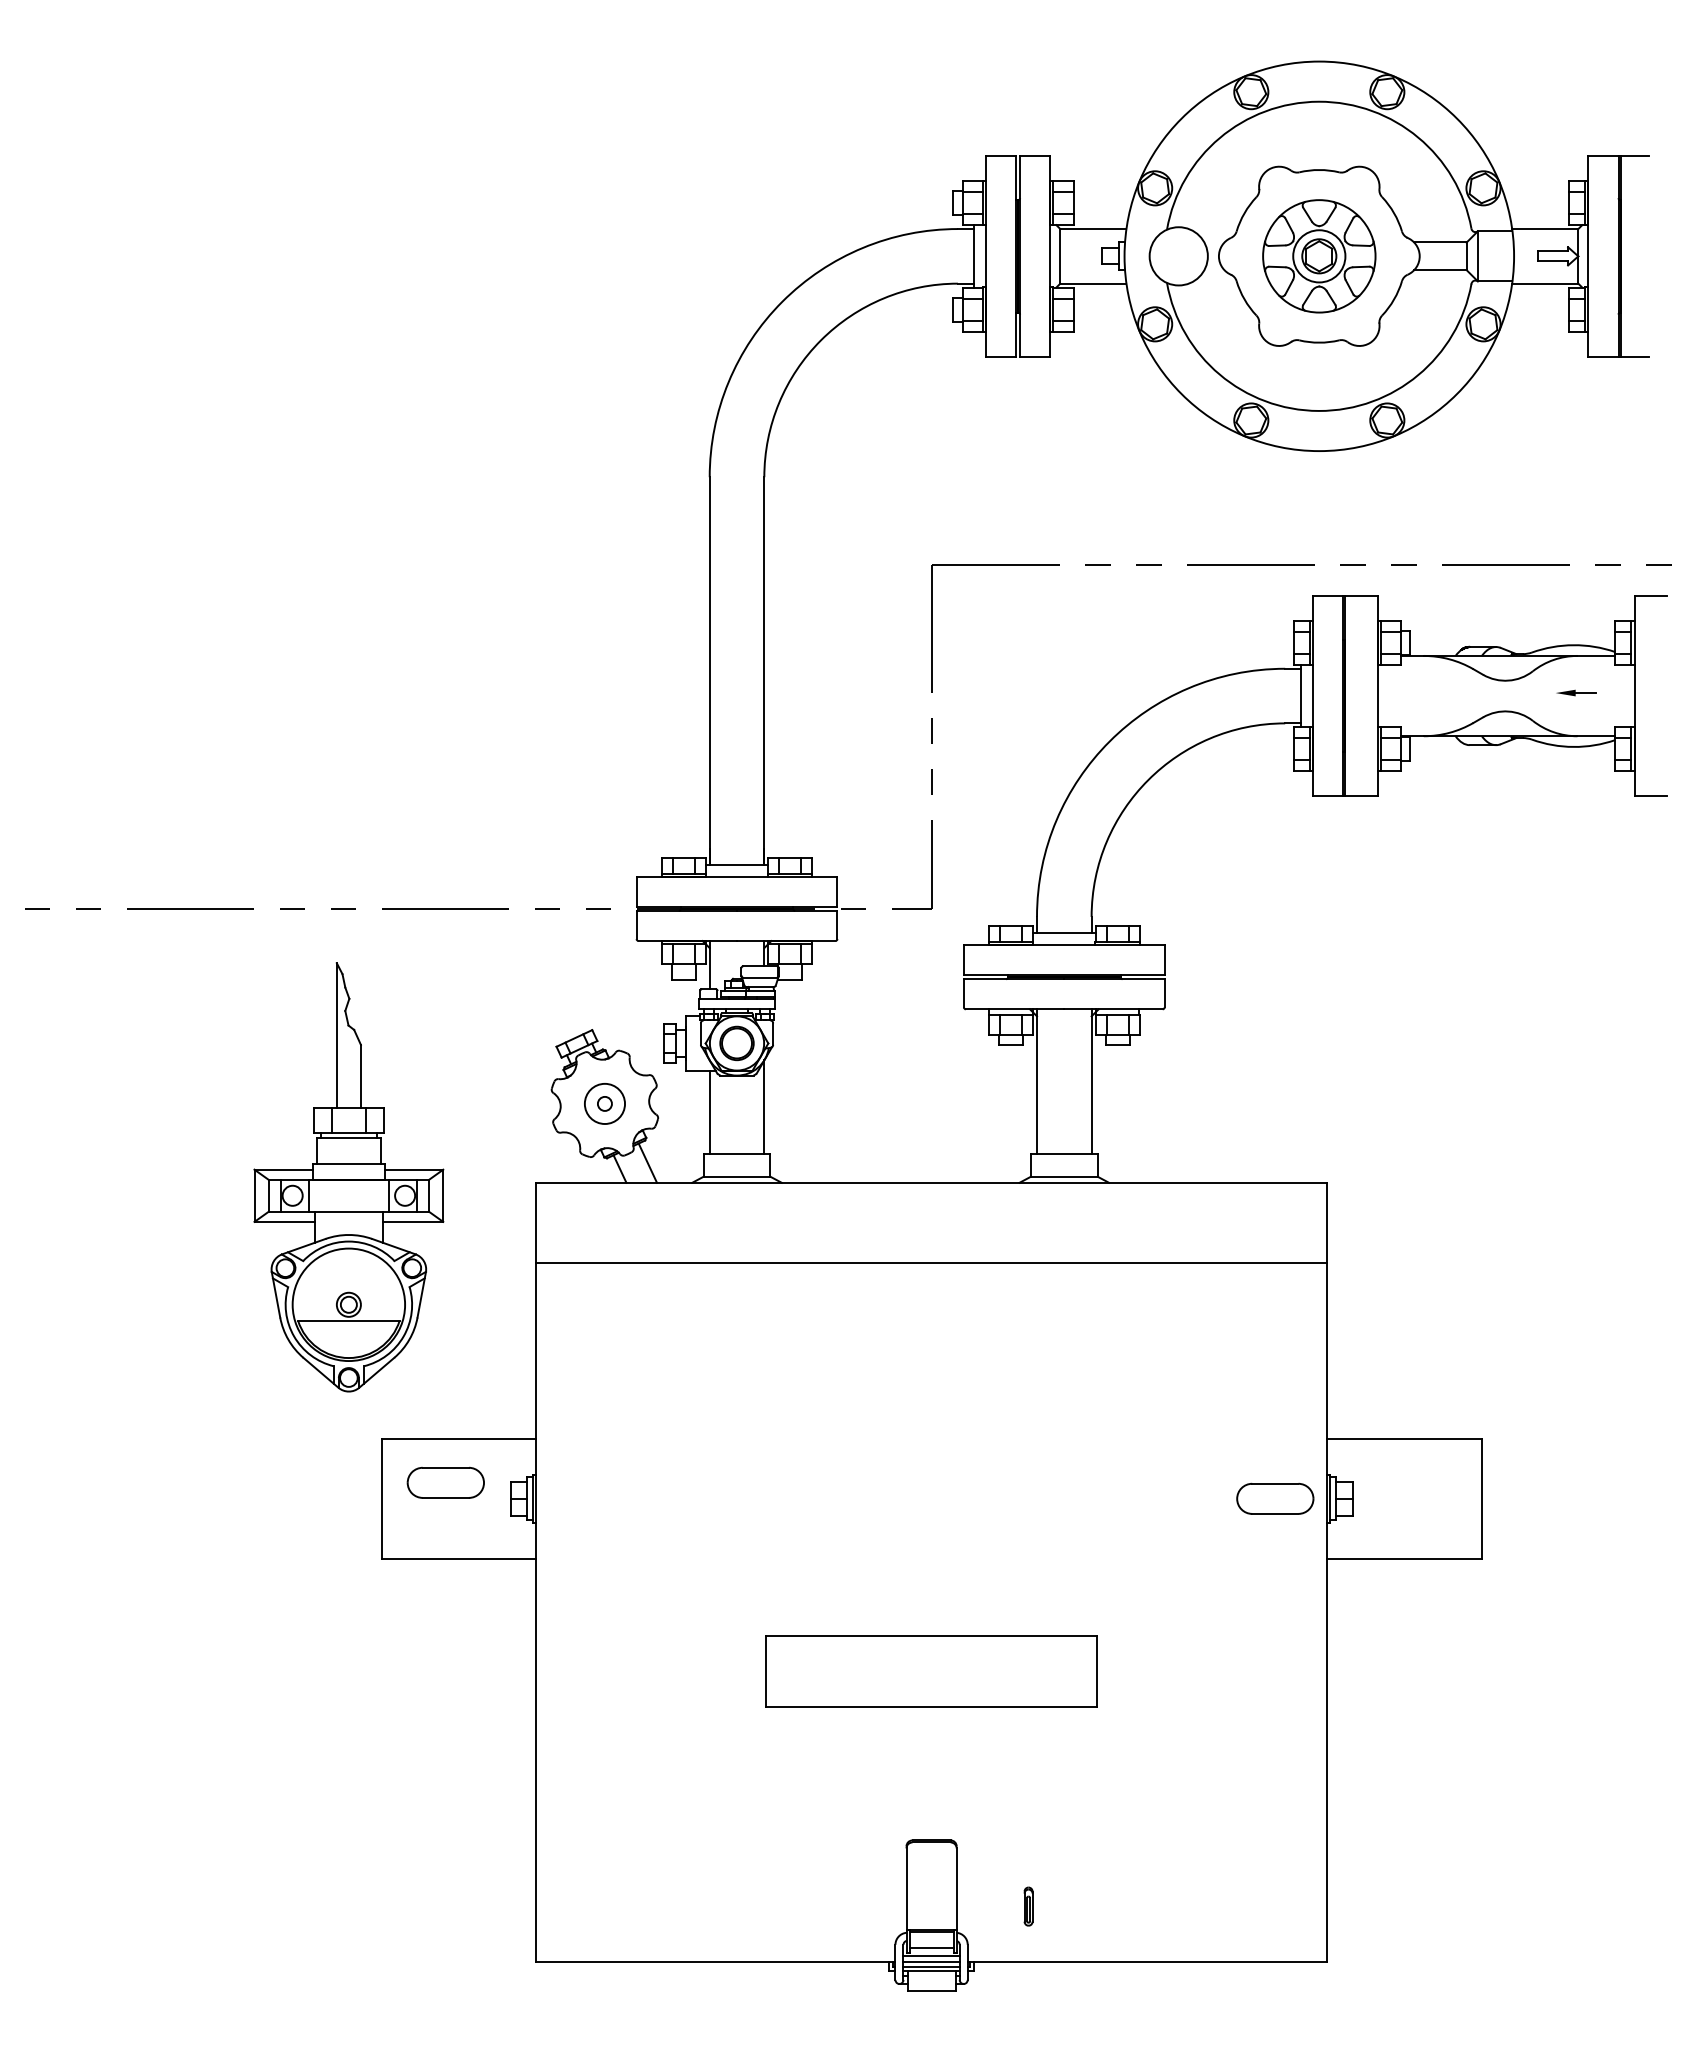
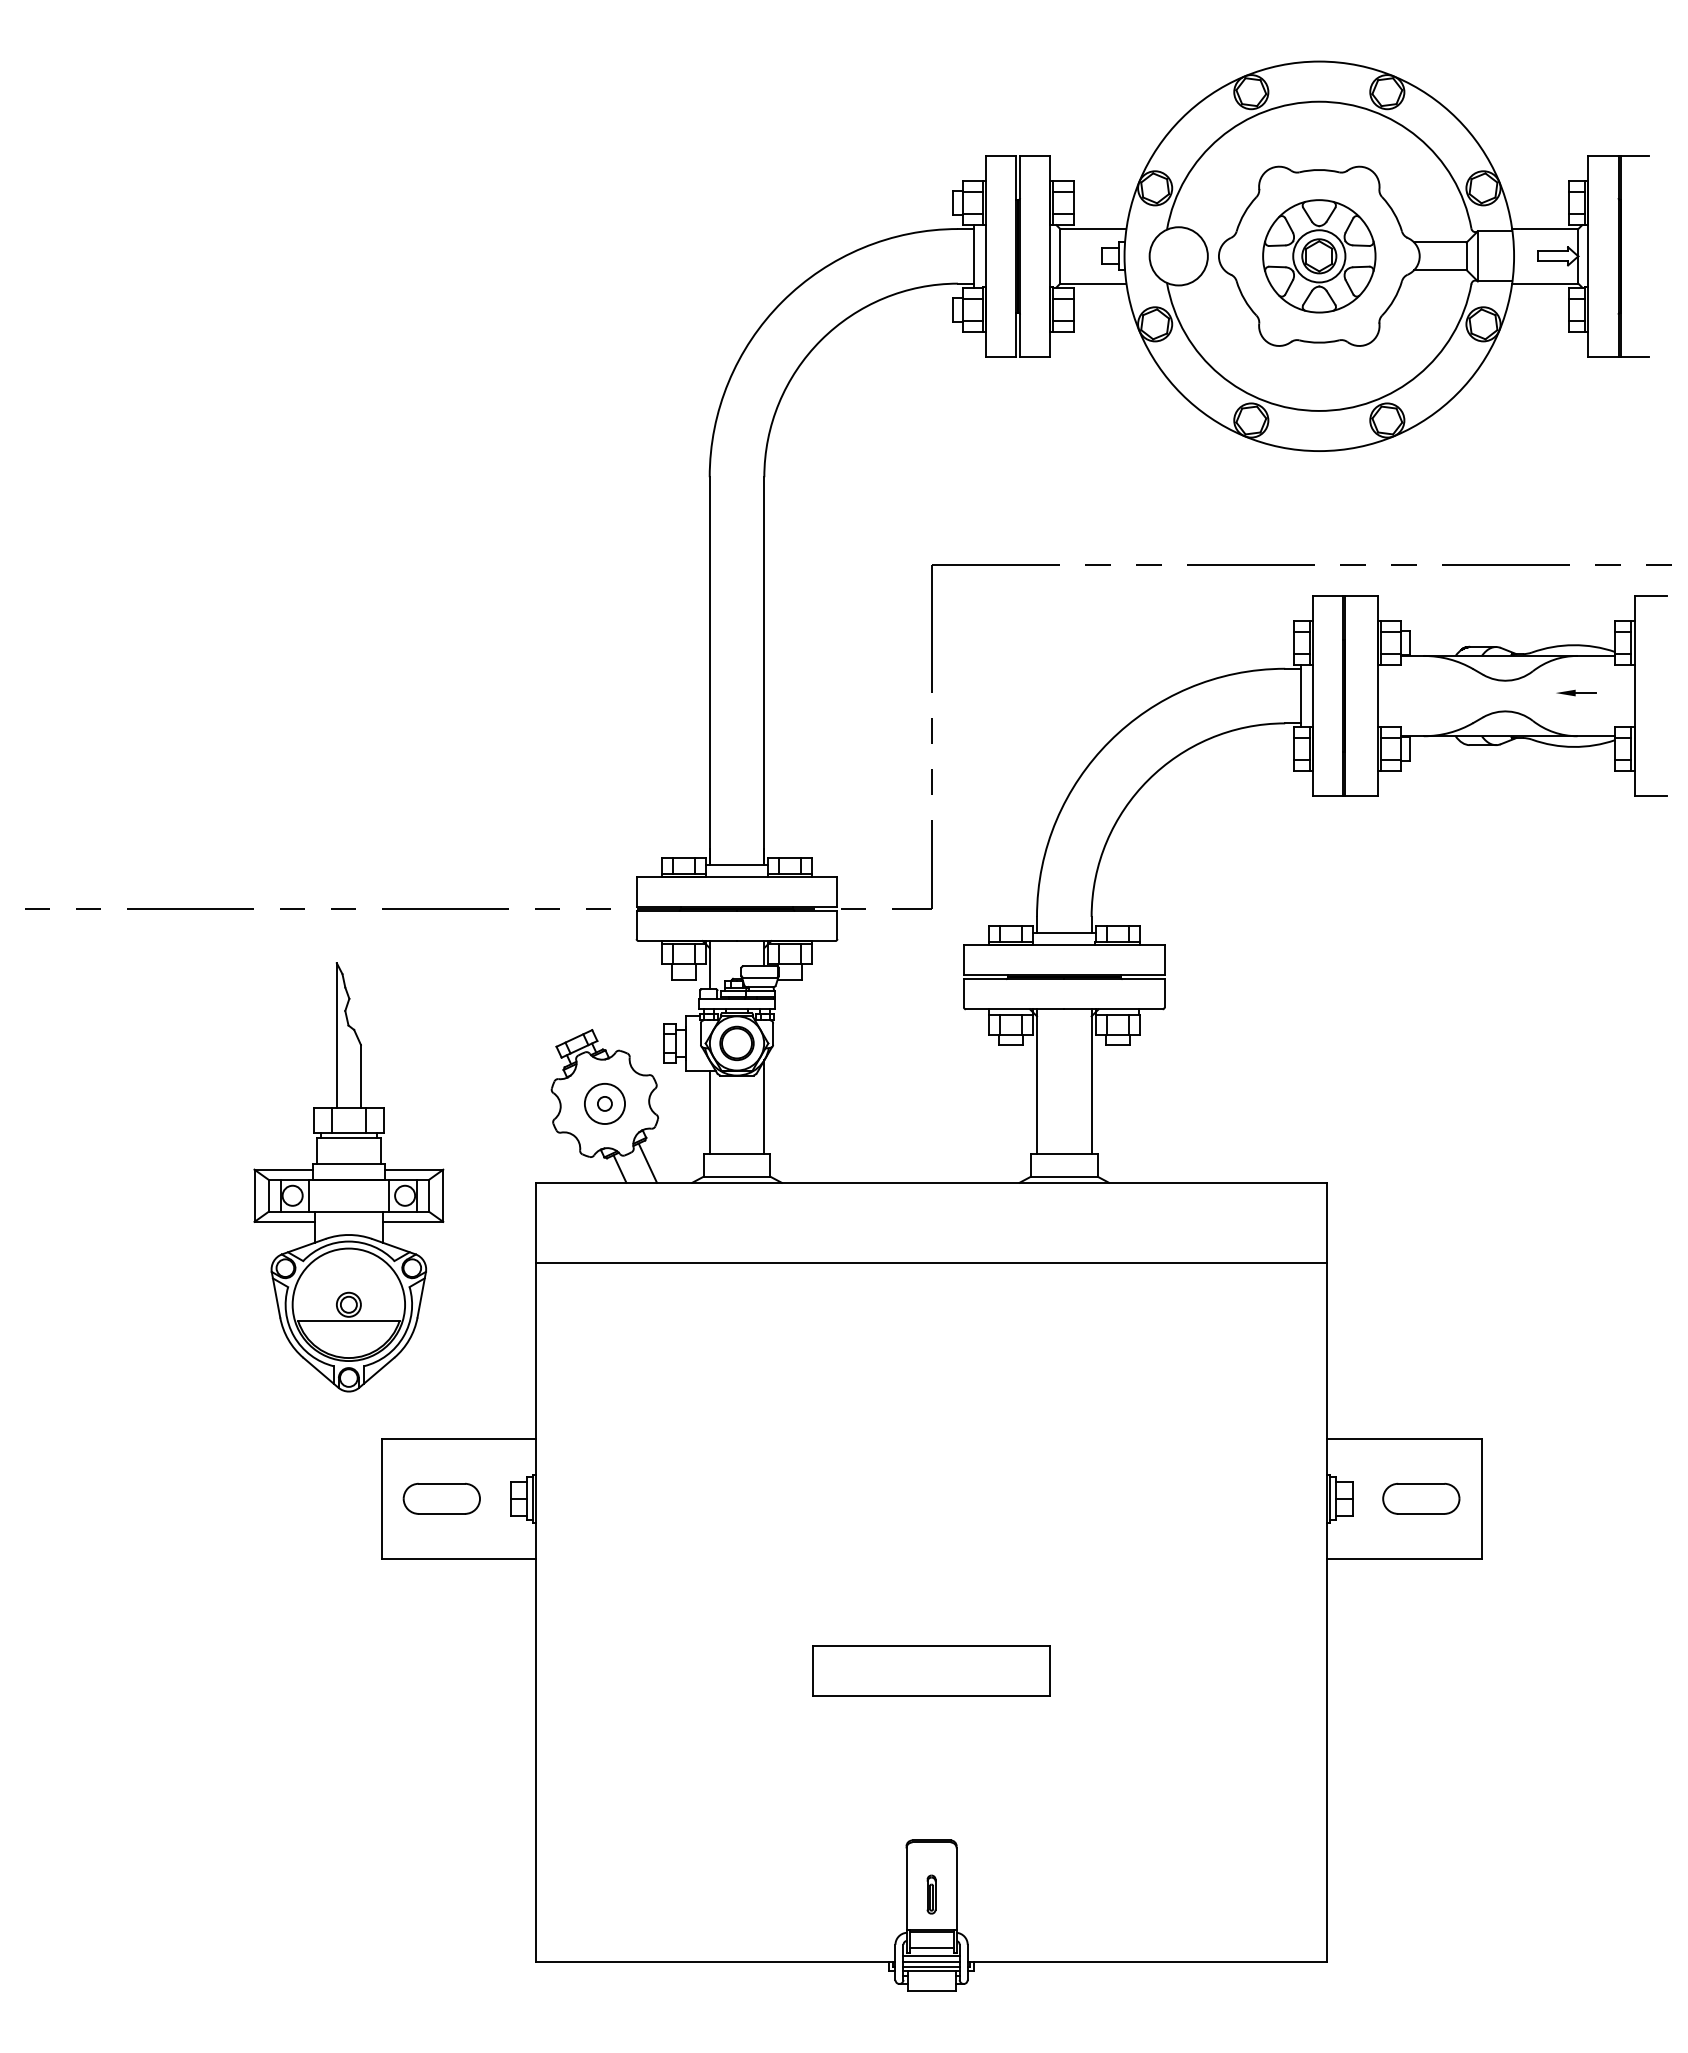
part position: (445, 1482) -> (441, 1498) (441, 1498)
part position: (1275, 1498) -> (1421, 1498) (1421, 1498)
part size: 333x73 px -> 239x52 px (931, 1670)
part position: (1028, 1906) -> (931, 1894) (931, 1894)
